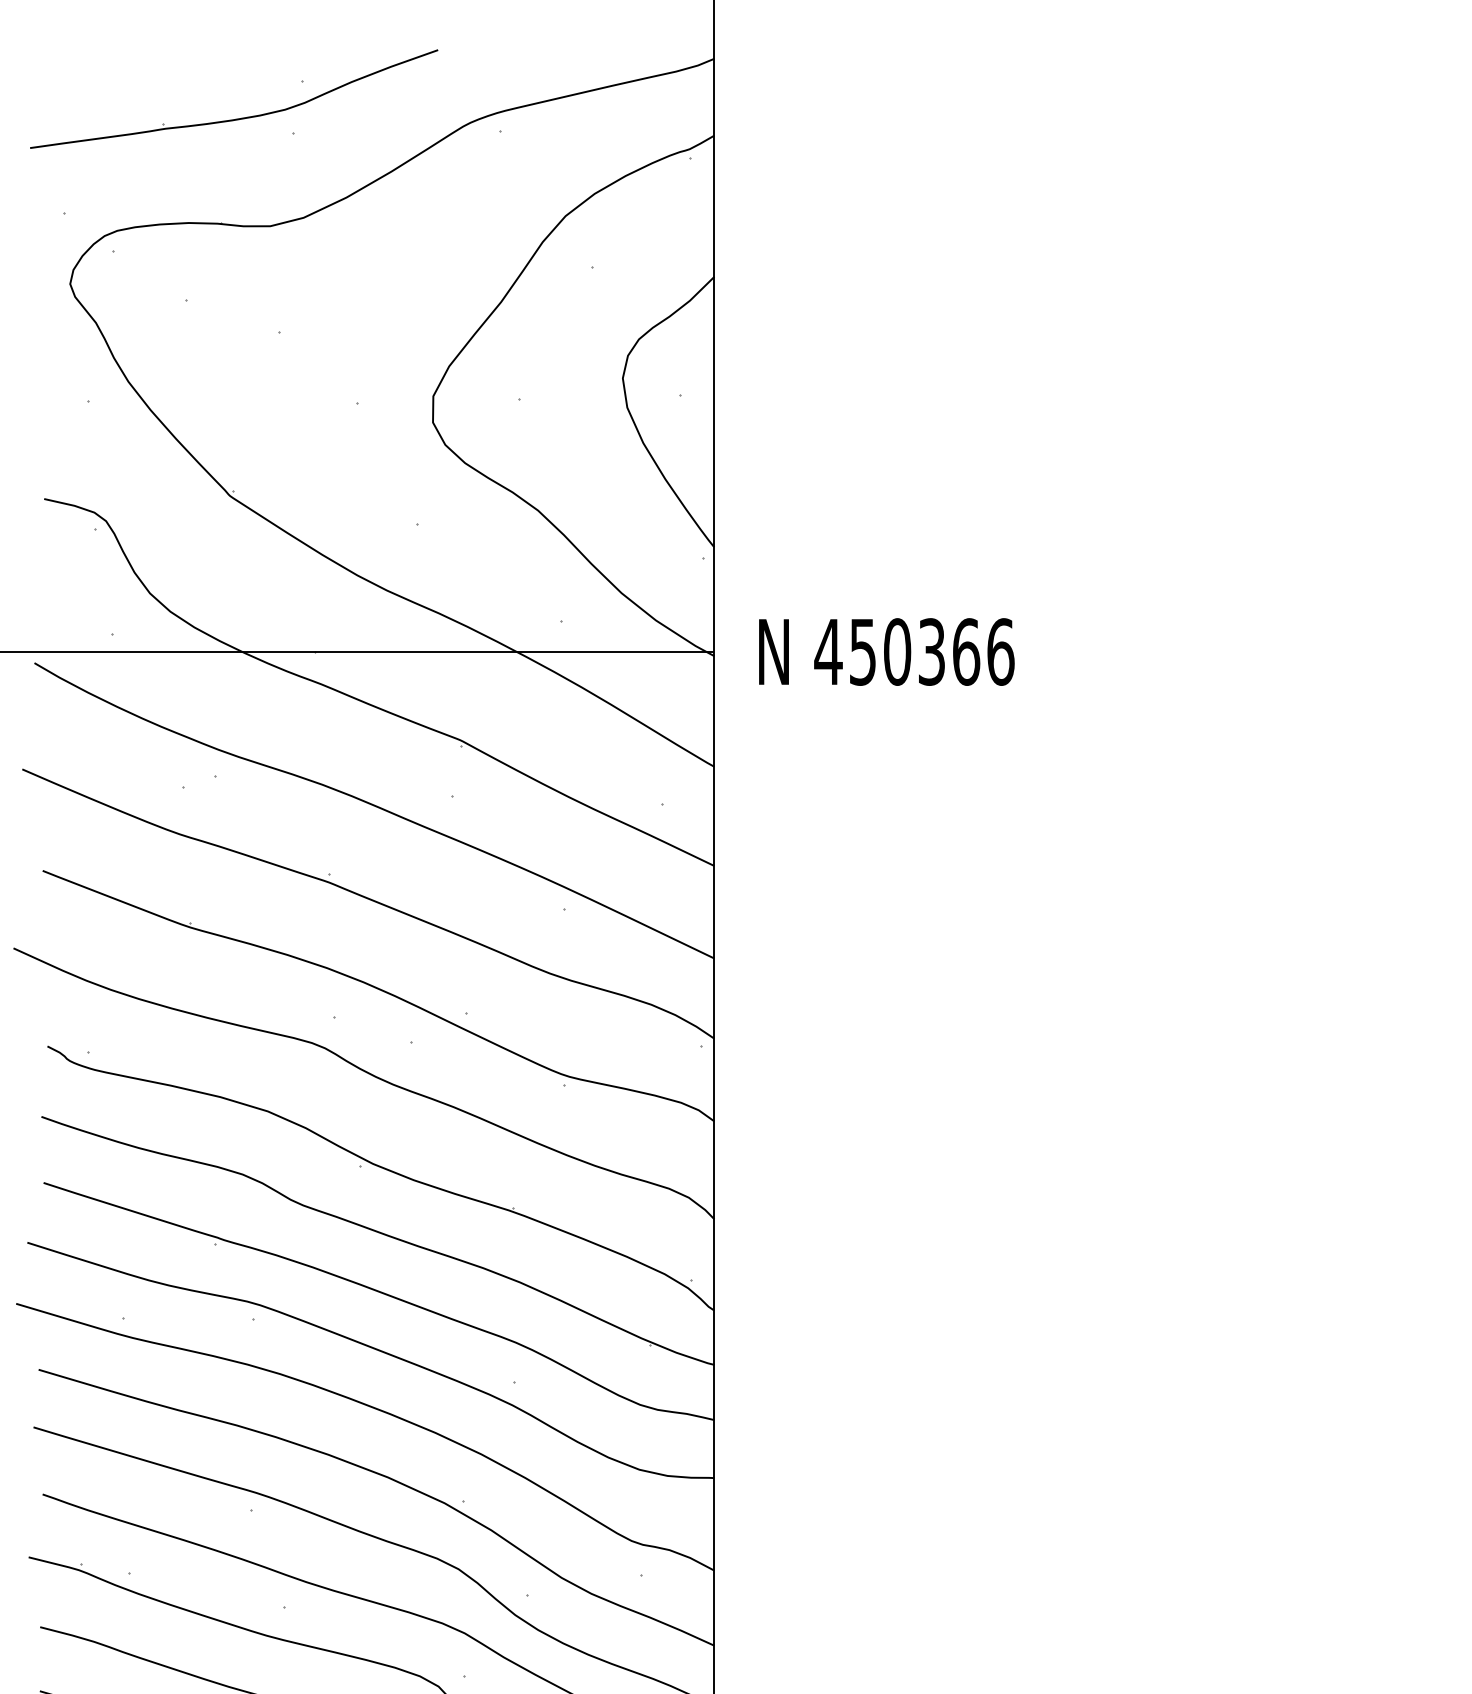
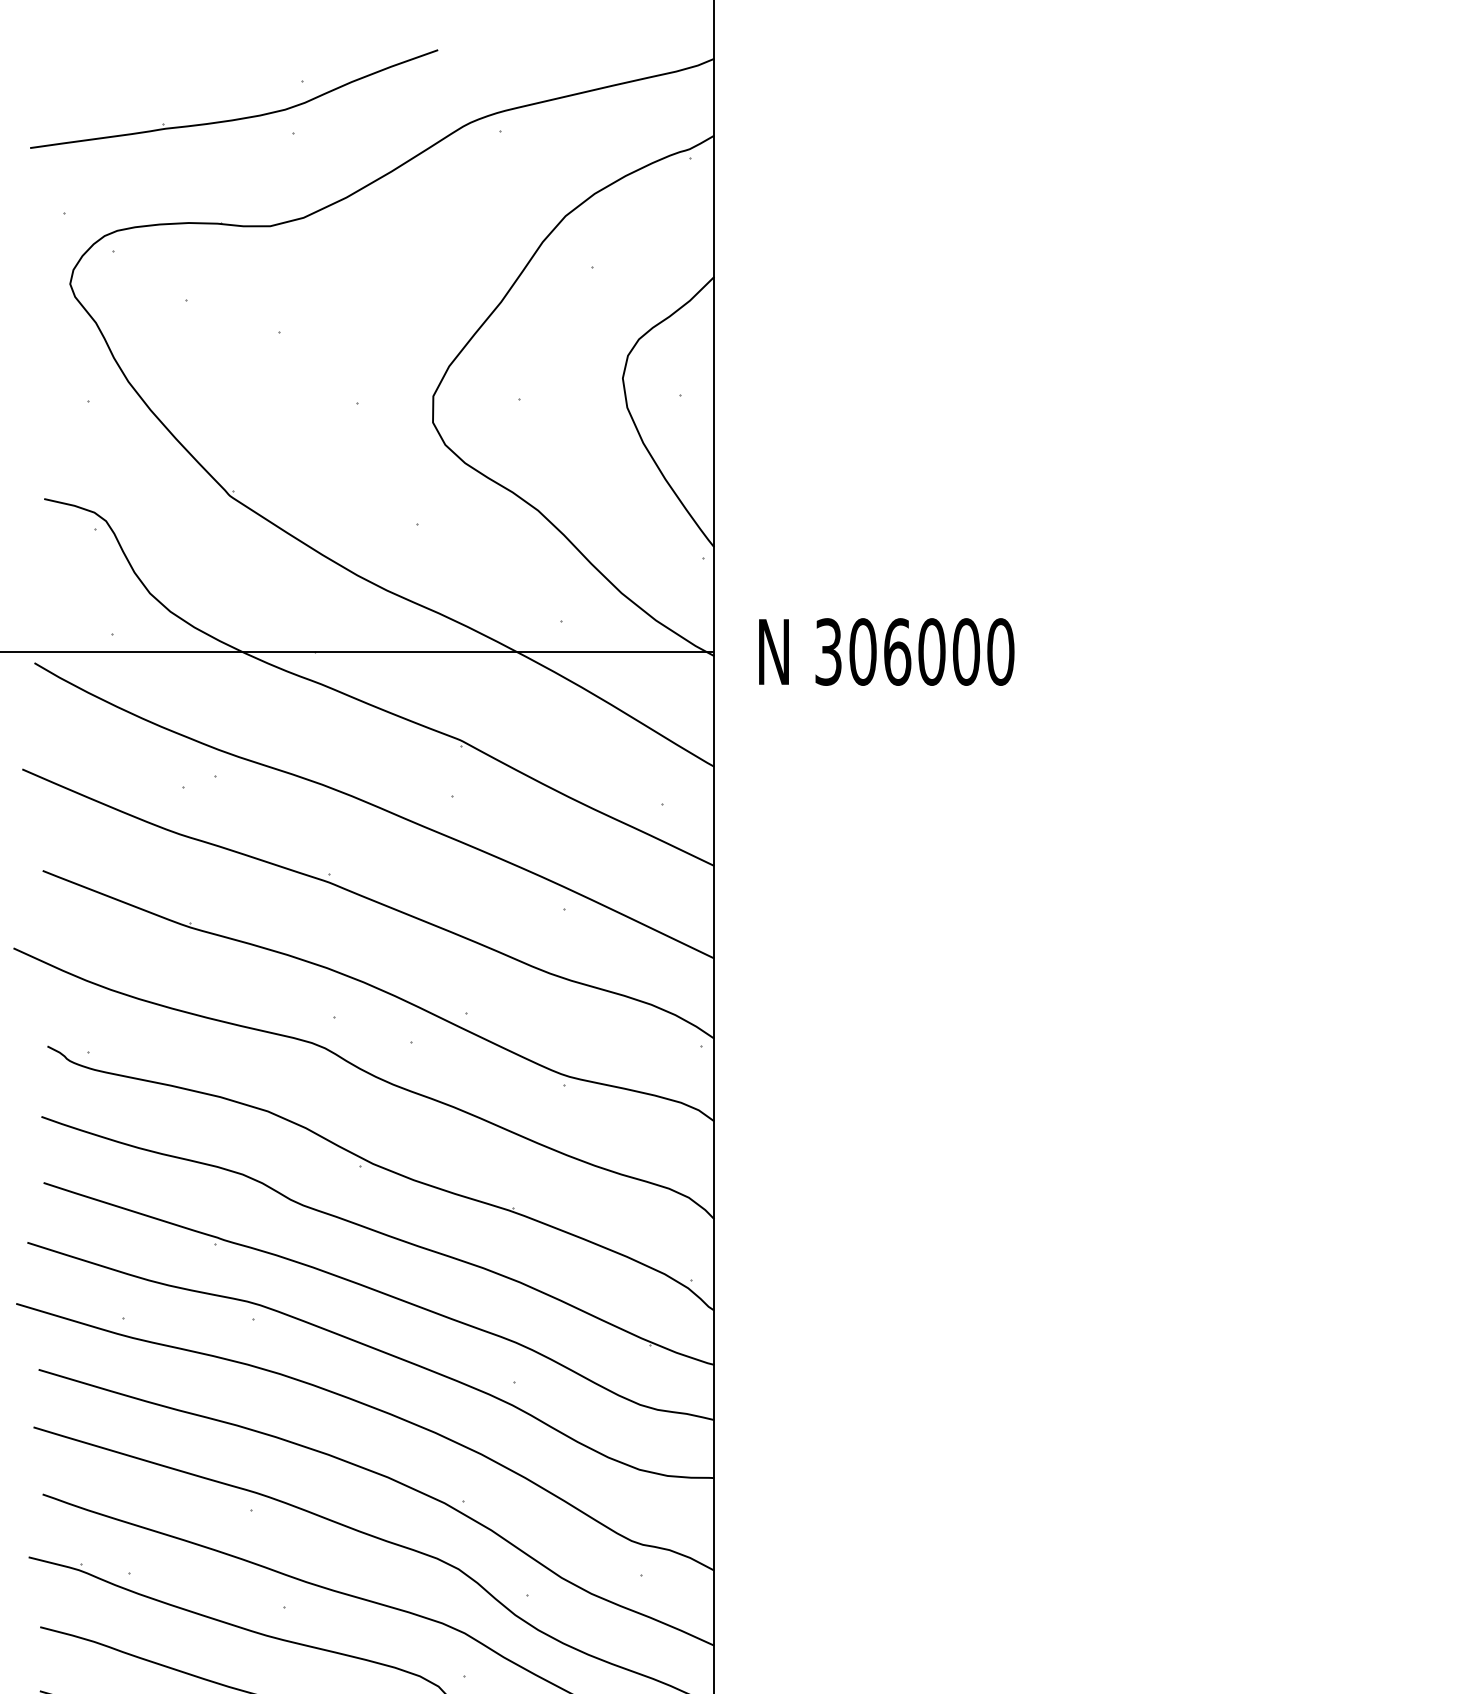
text: 450366 -> 306000 (914, 651)
